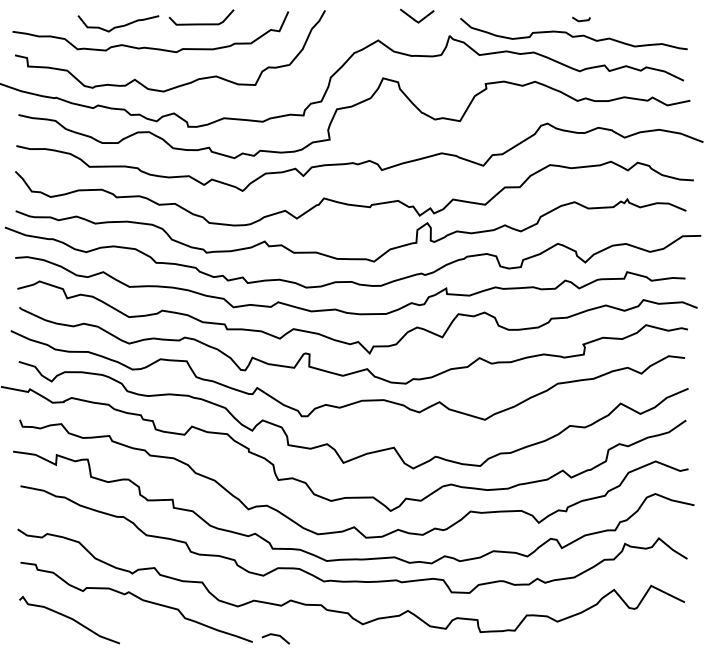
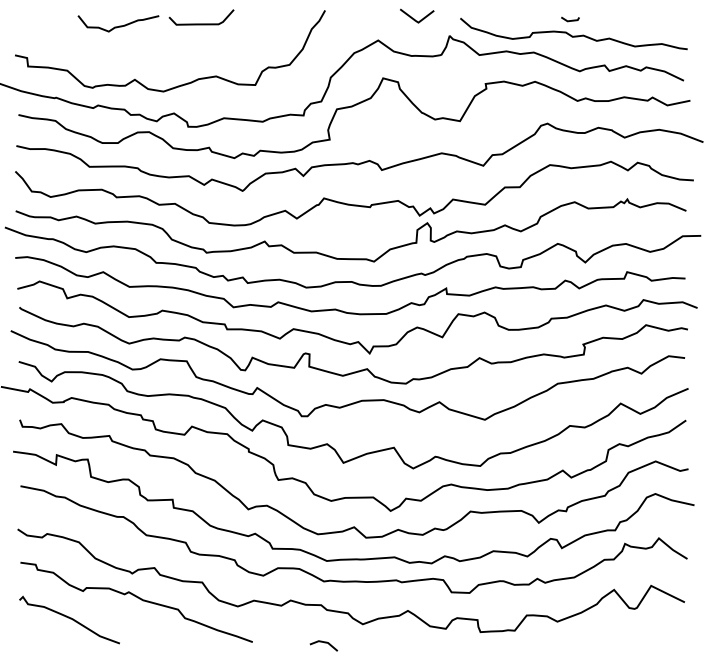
line position: (581, 20) -> (570, 20) (570, 20)
curve: present -> none (150, 47)
line position: (276, 636) -> (324, 643) (324, 643)
